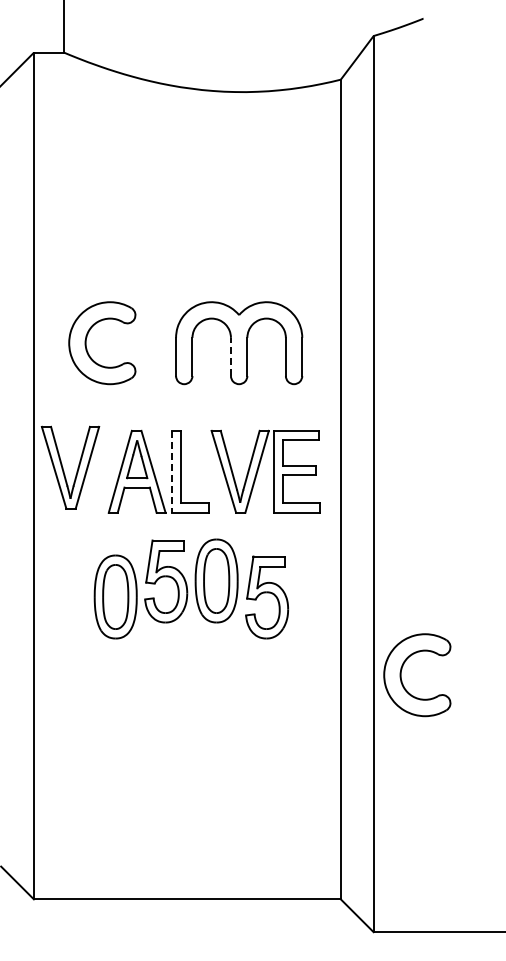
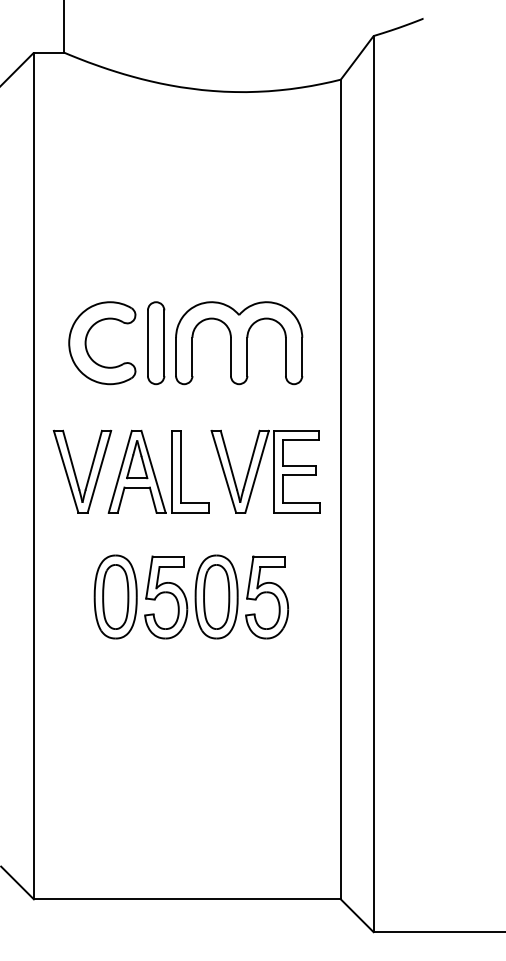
part: none -> present (156, 343)
line: dashed -> solid (230, 356)
part position: (63, 467) -> (75, 471) (75, 471)
line: dashed -> solid (172, 471)
part position: (191, 580) -> (191, 596) (191, 596)
part: present -> none (402, 680)
